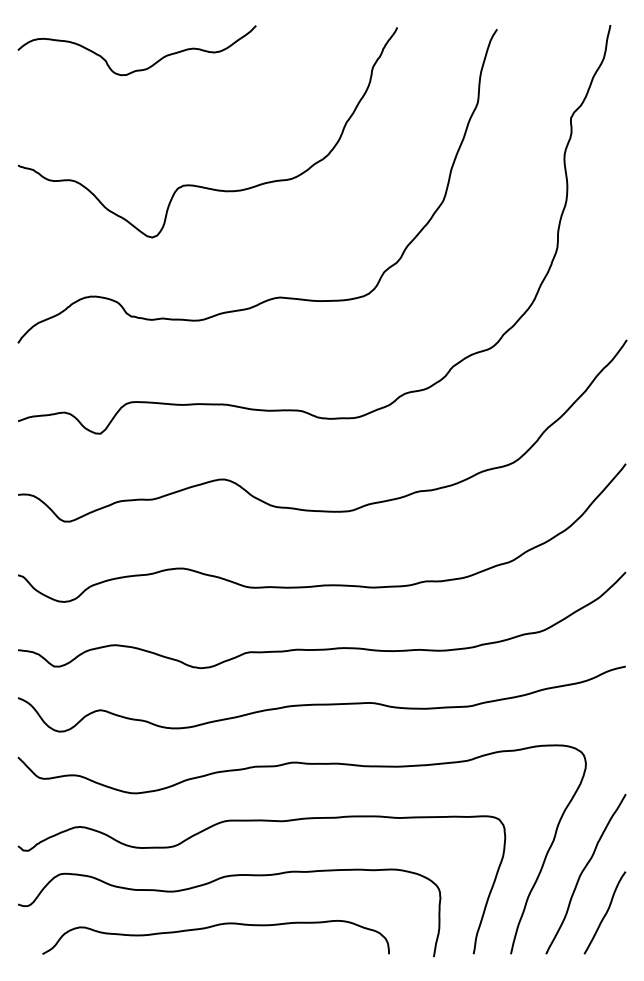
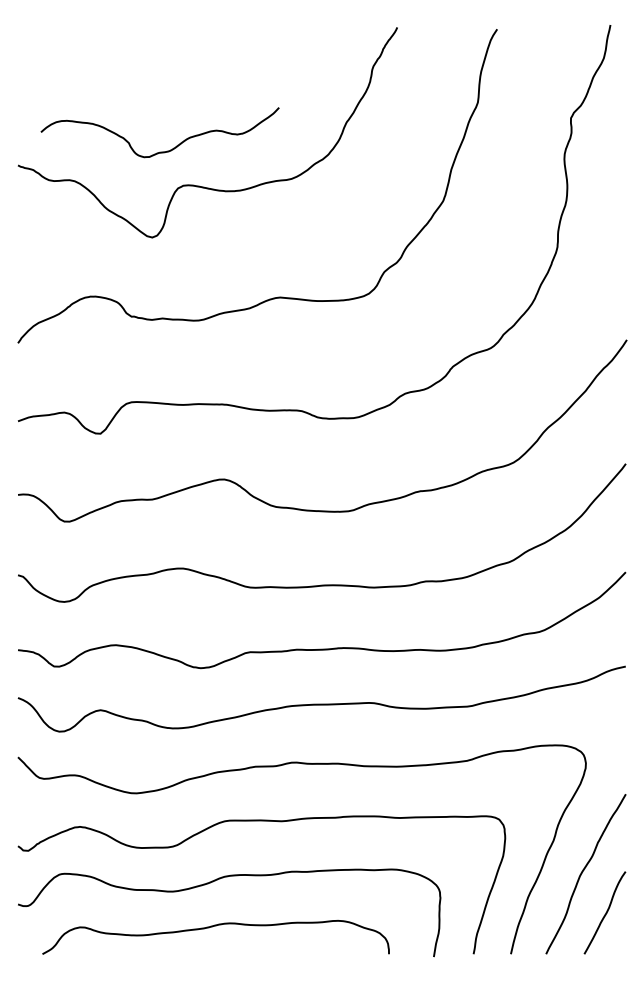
curve position: (136, 69) -> (159, 151) (159, 151)
